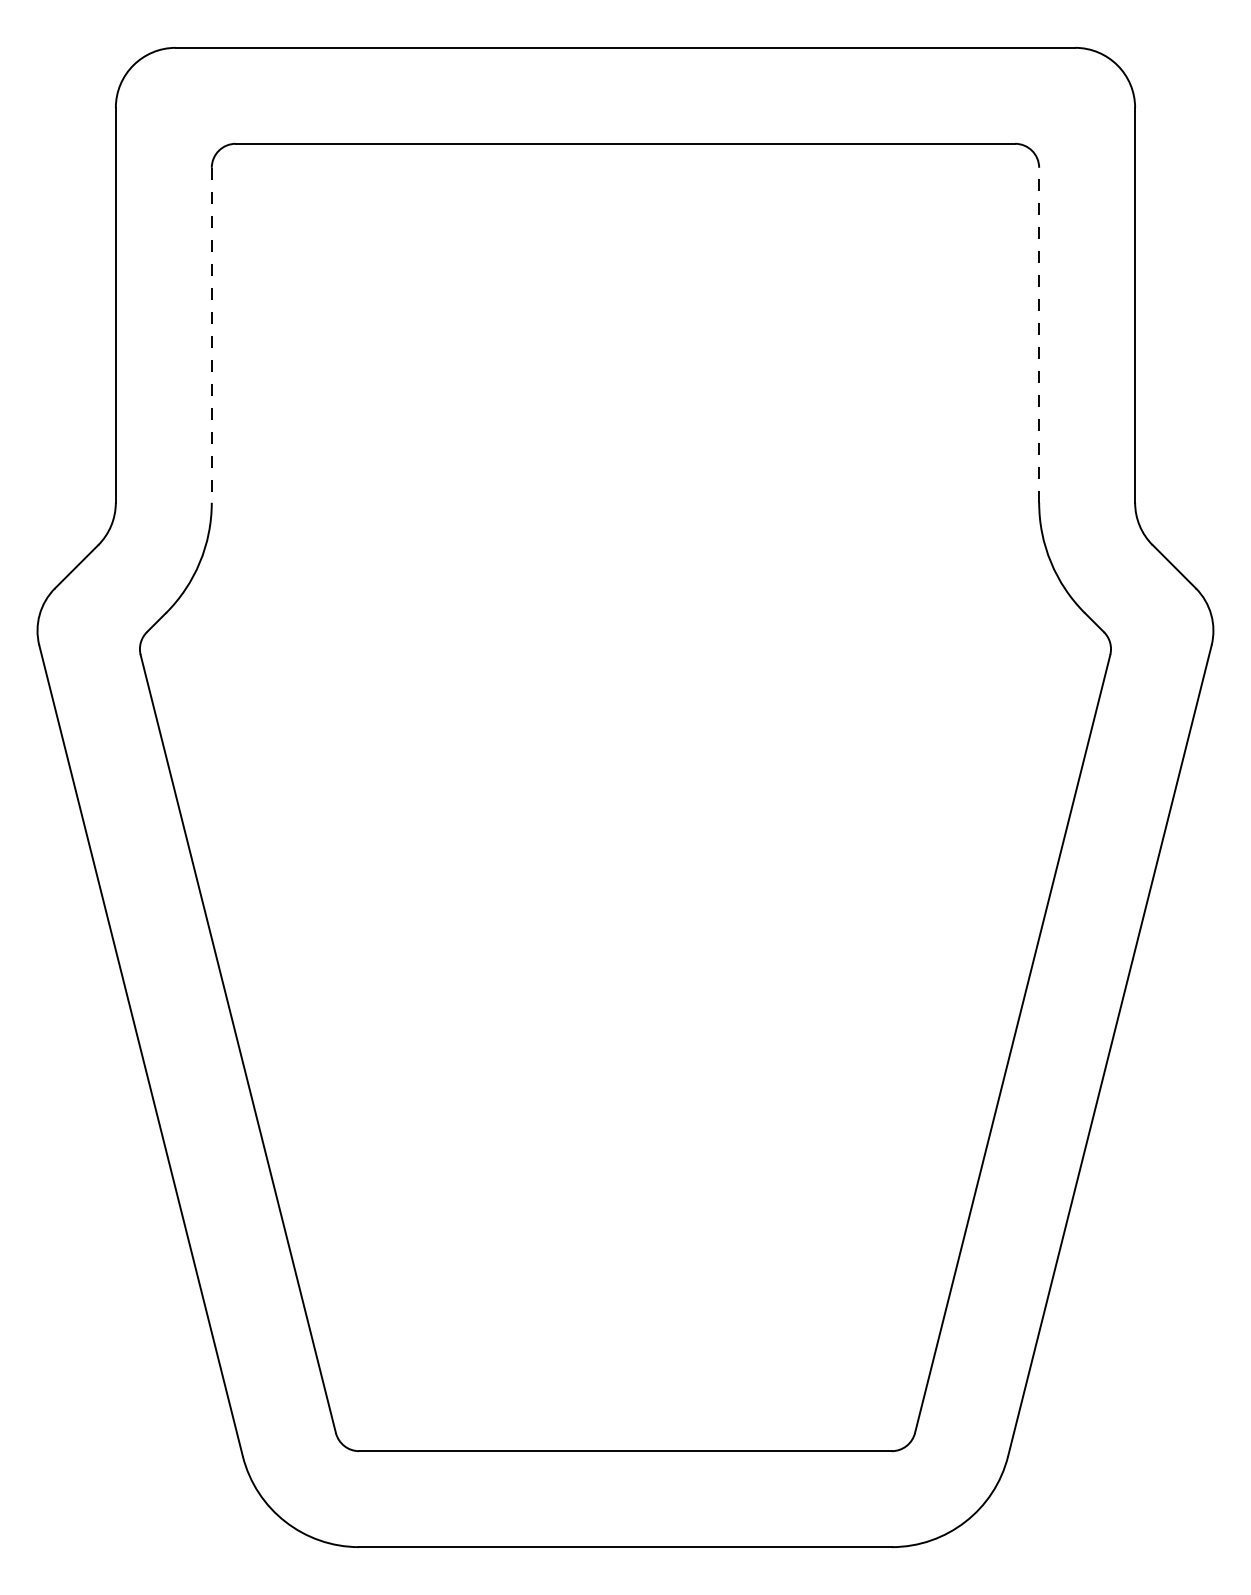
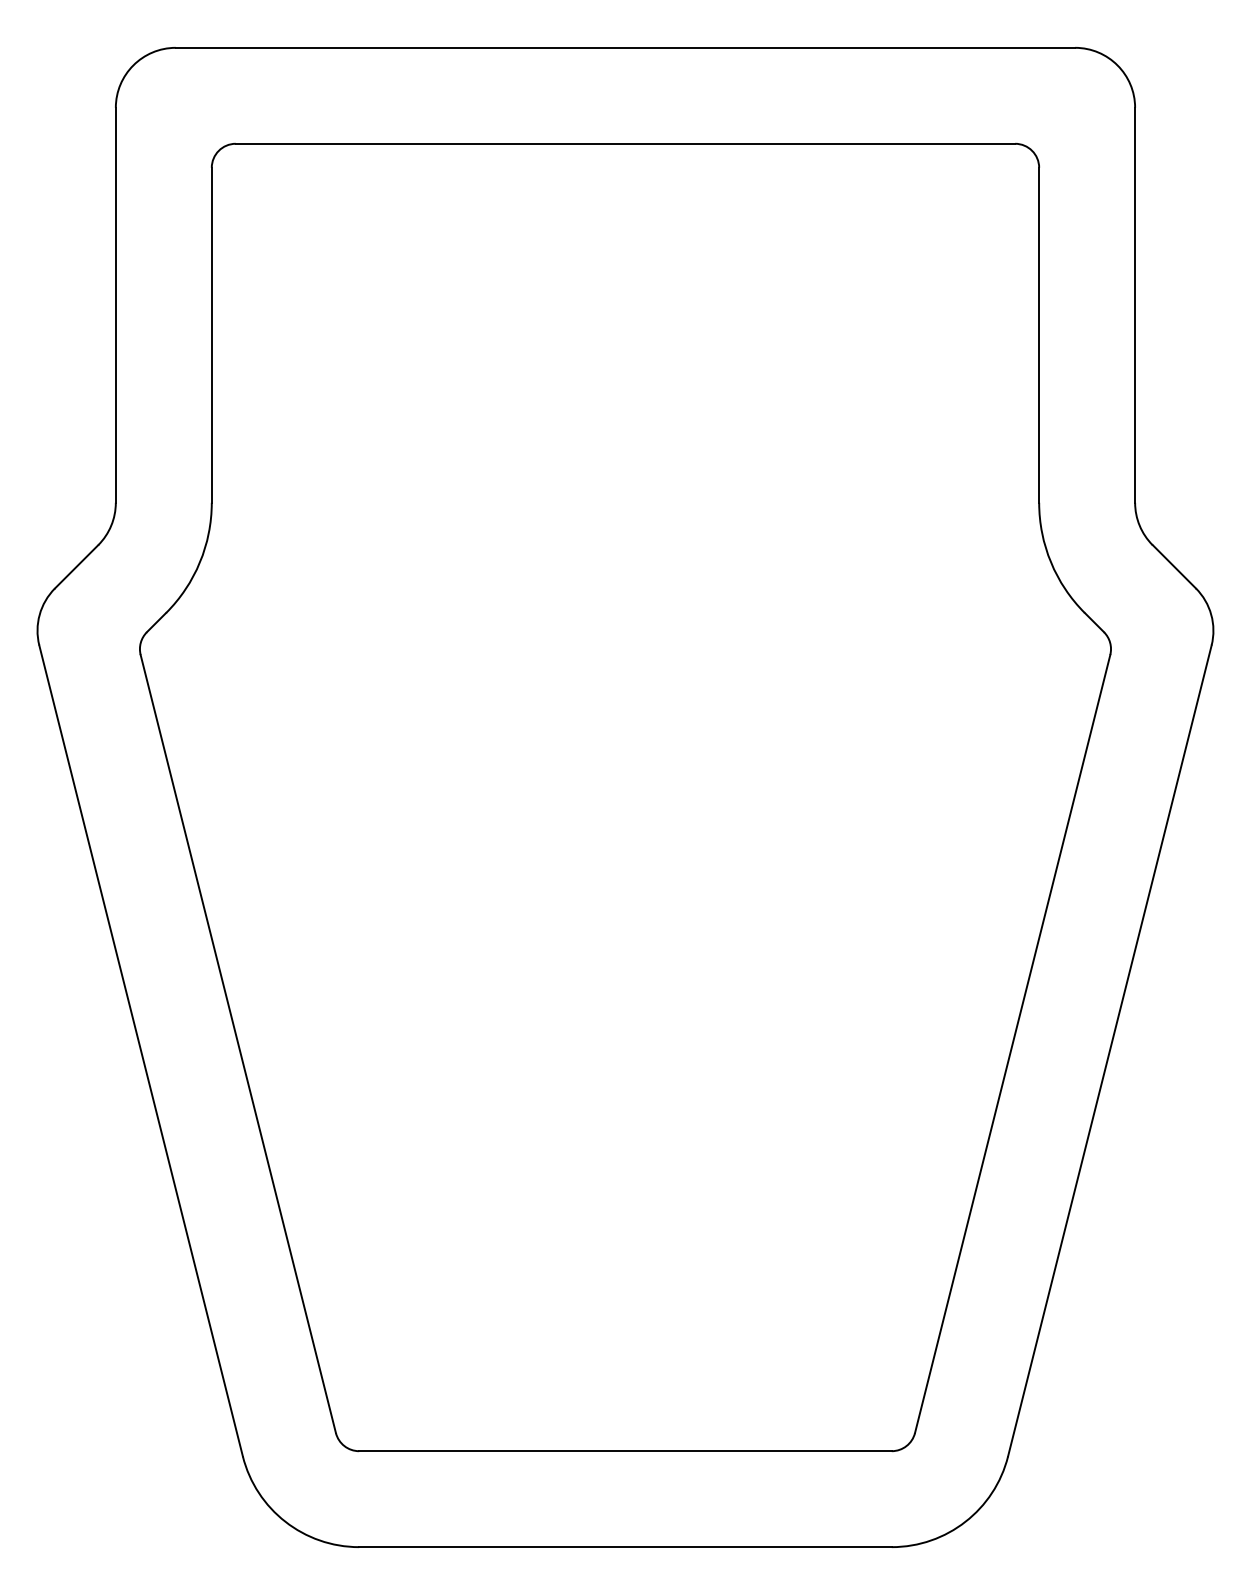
line: dashed -> solid (211, 335)
line: dashed -> solid (1039, 335)
